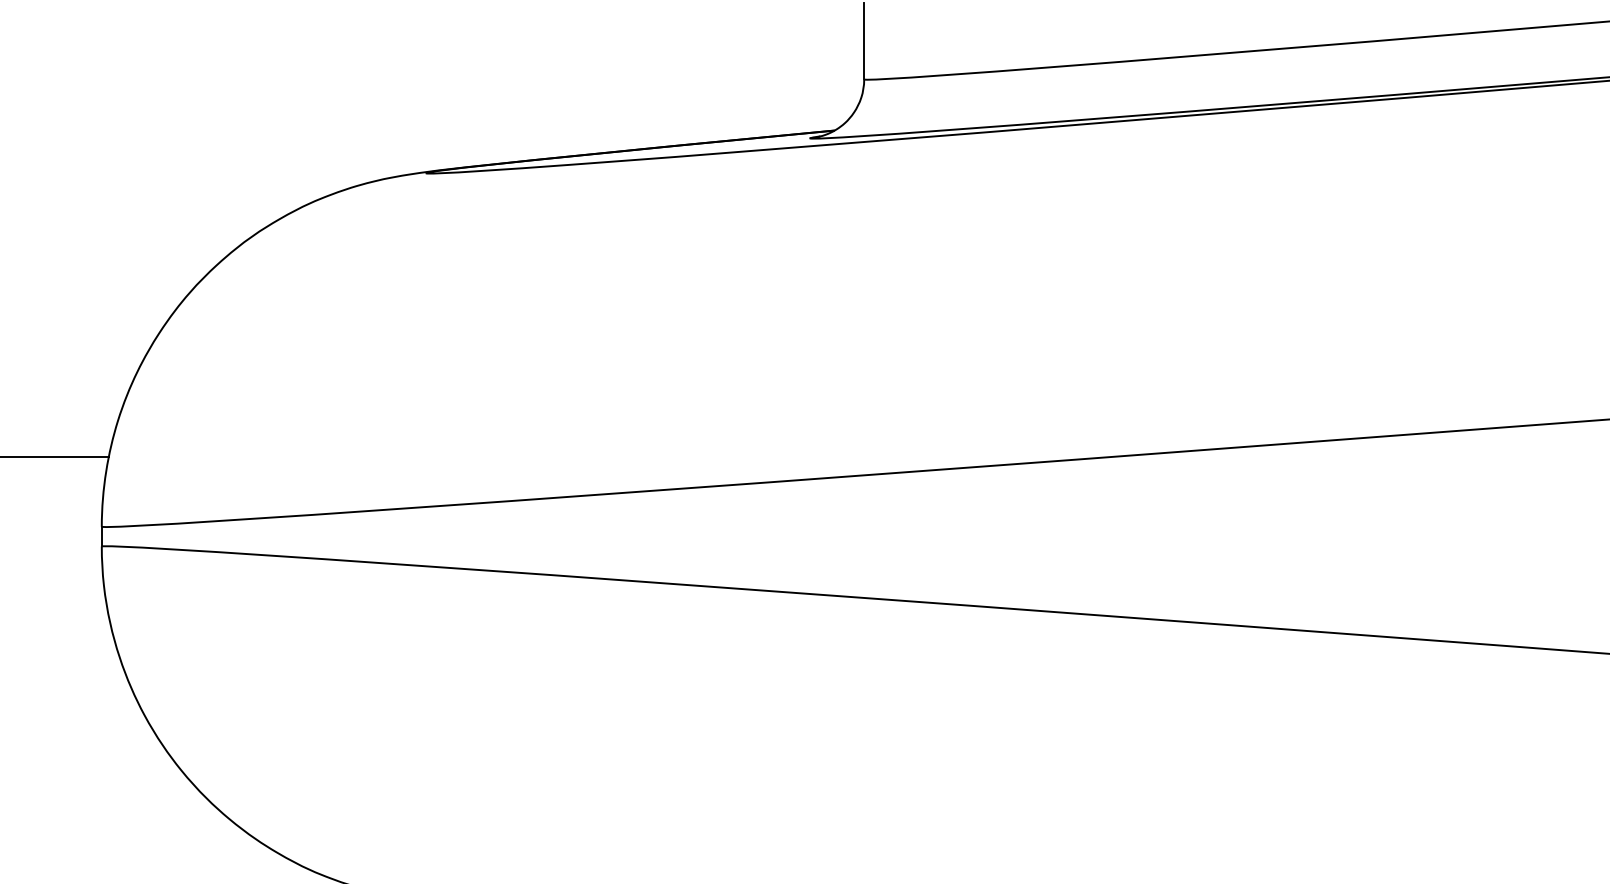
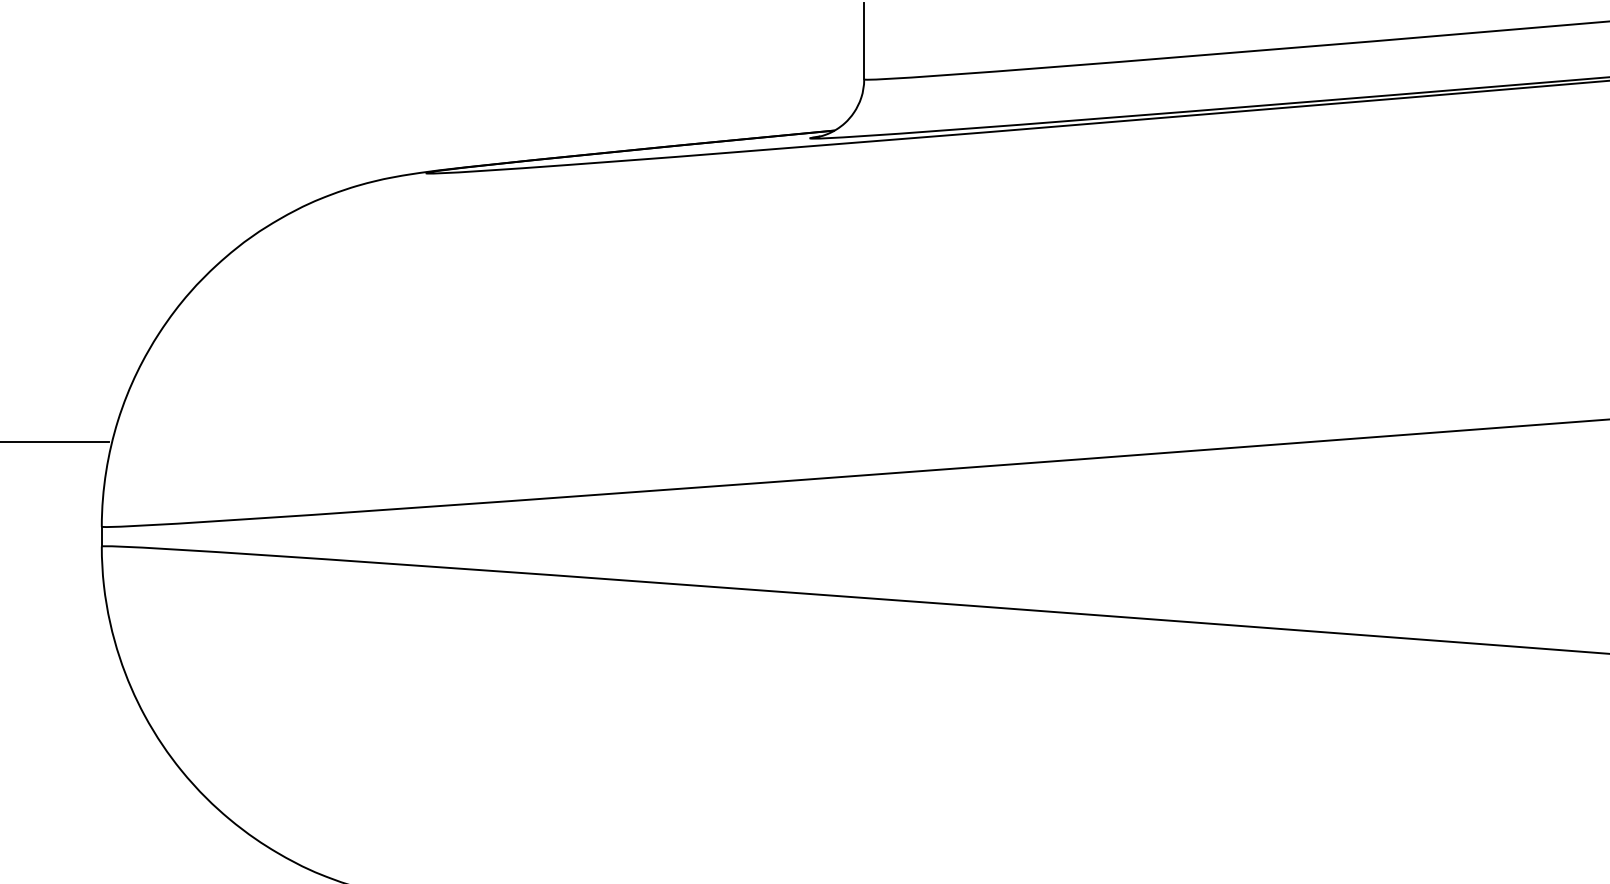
line position: (55, 457) -> (55, 442) (55, 442)
